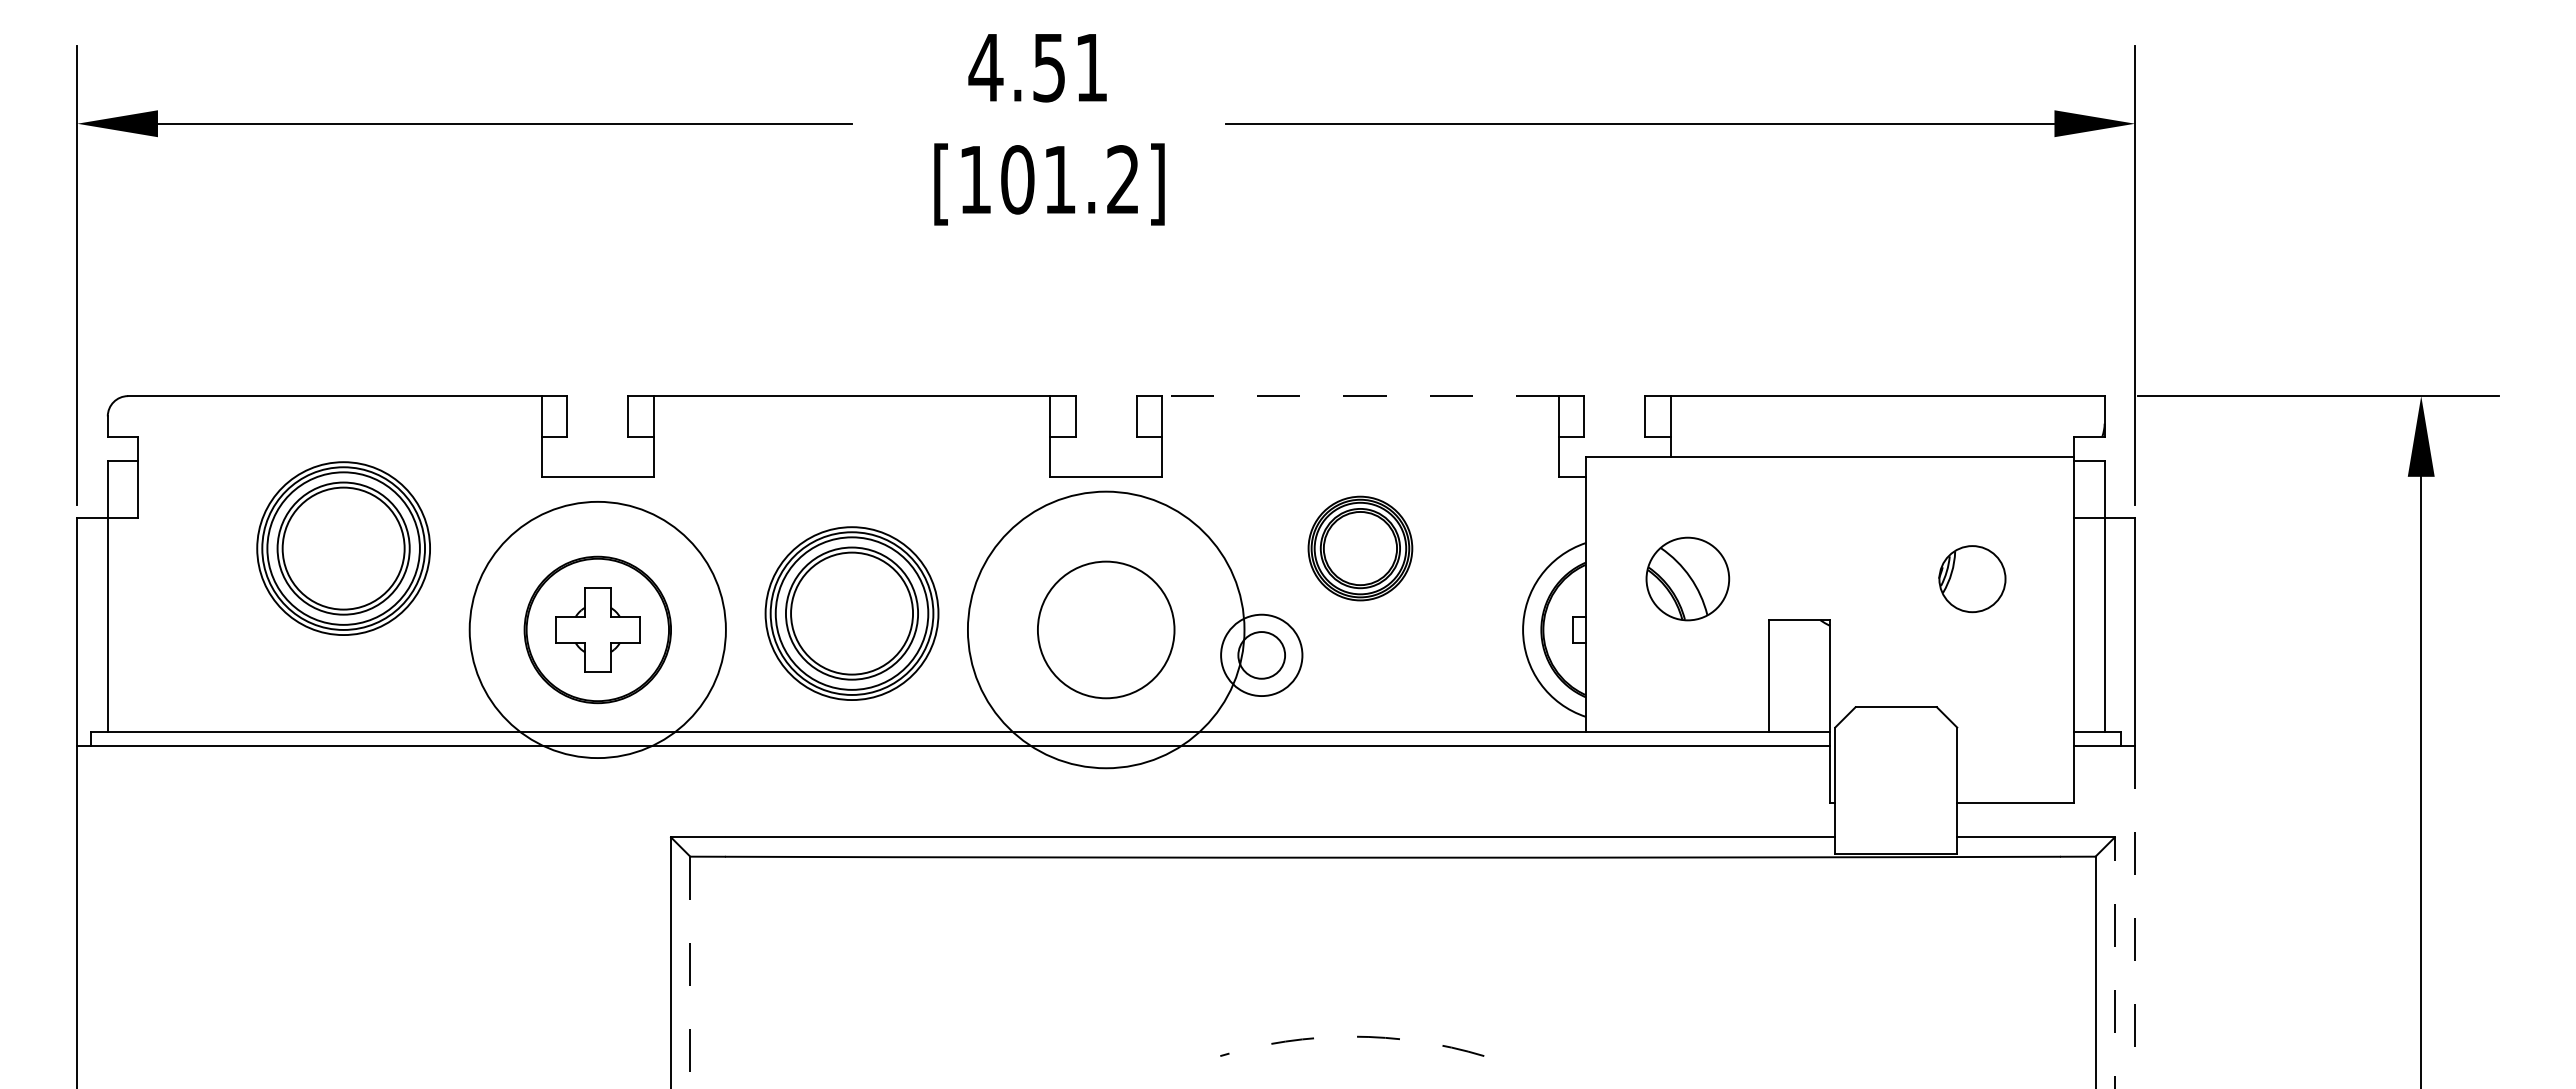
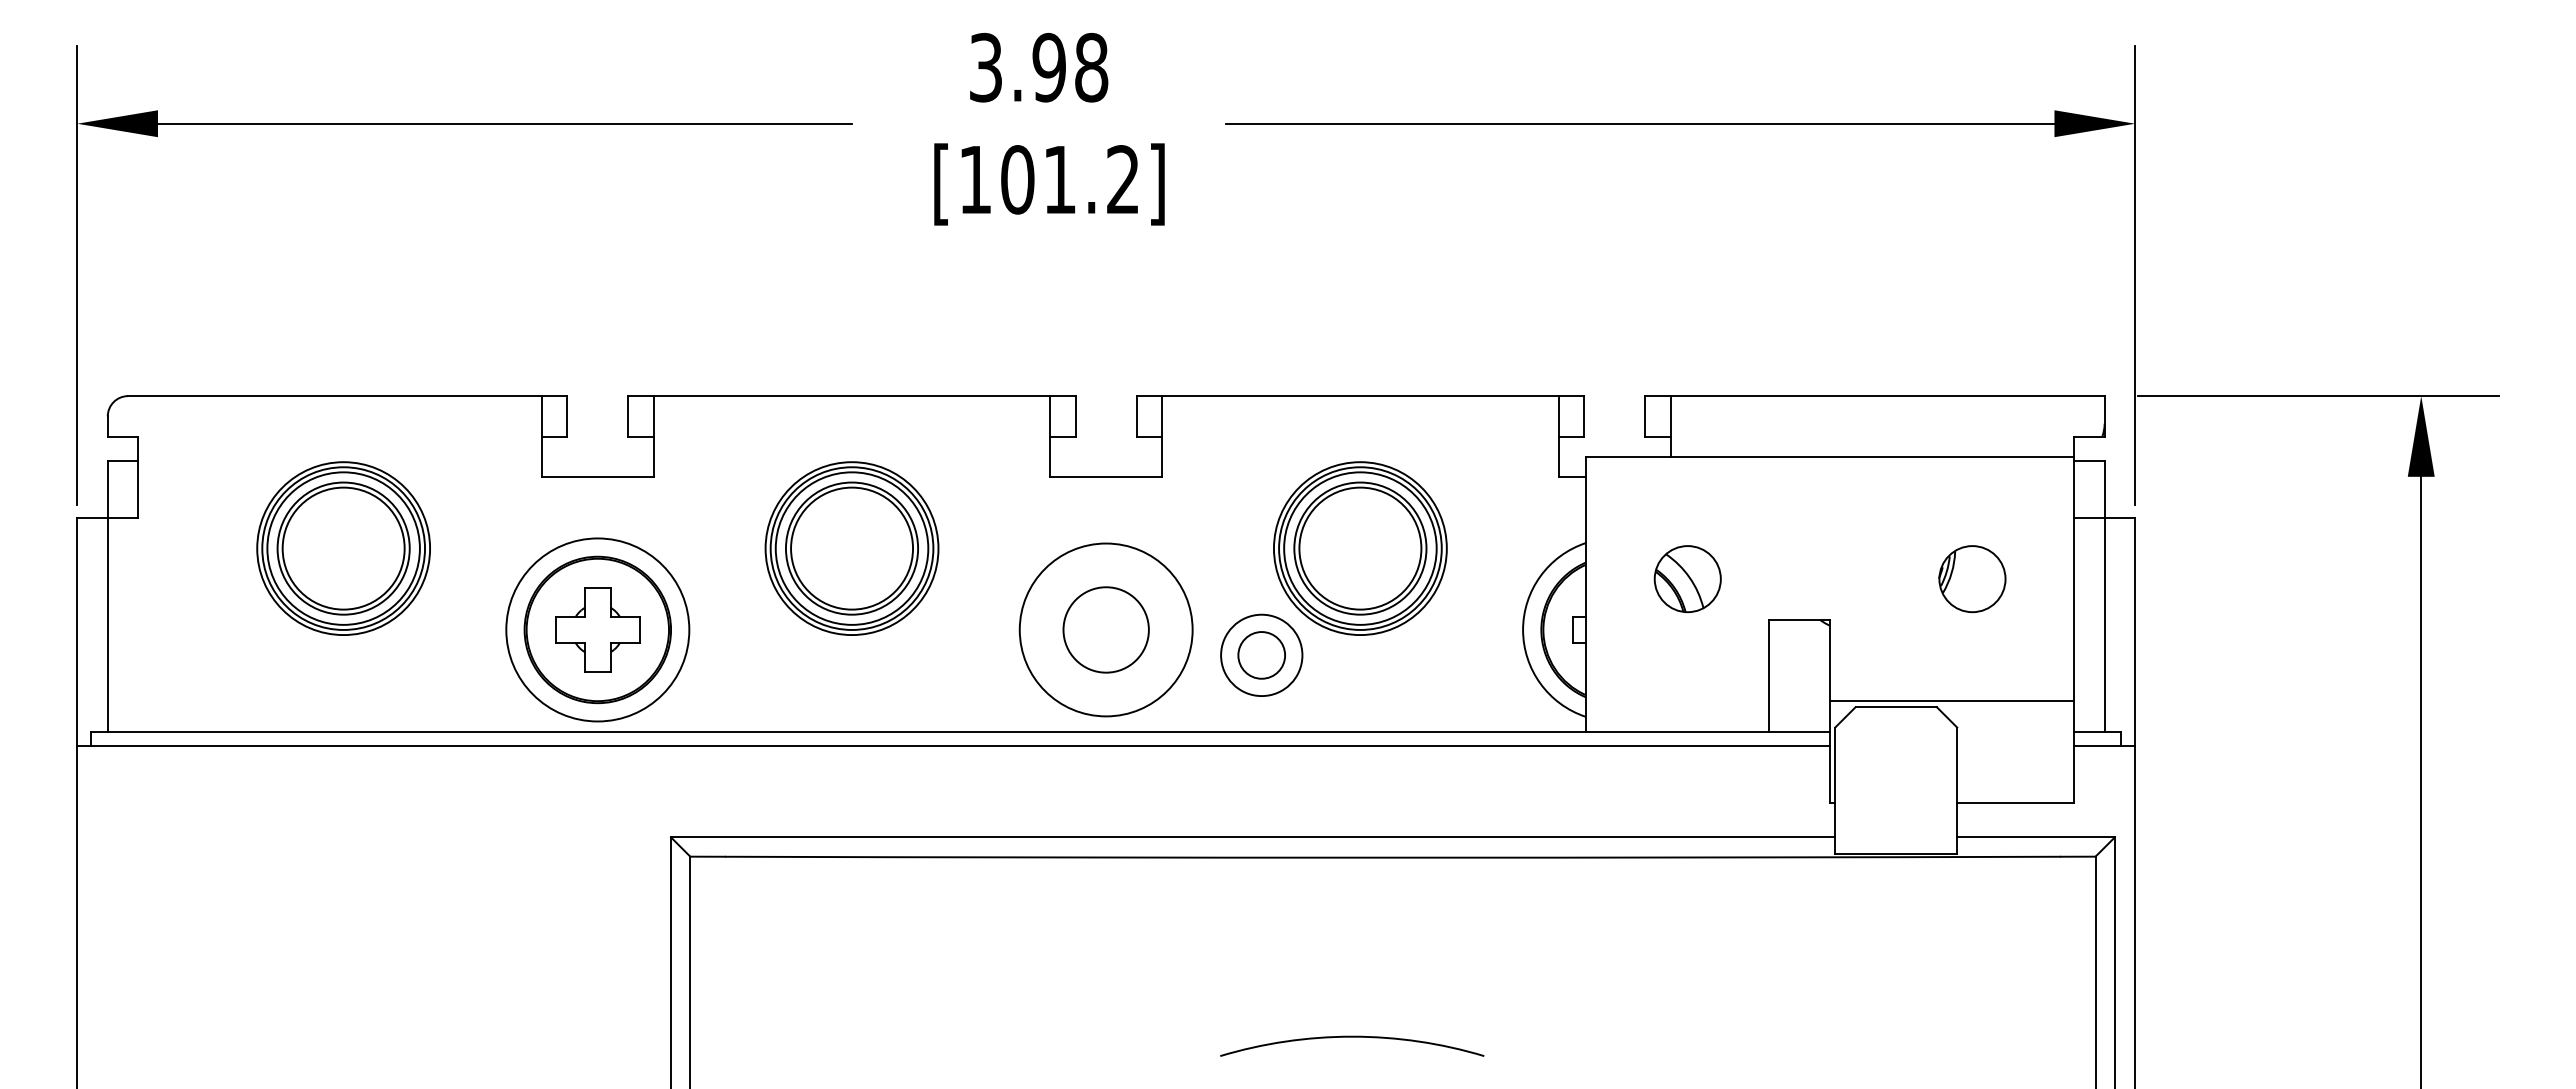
text: 4.51 -> 3.98 (1038, 67)
line: dashed -> solid (1359, 396)
part size: 107x107 px -> 175x175 px (1360, 548)
part size: 86x86 px -> 69x69 px (1687, 579)
part position: (851, 613) -> (851, 548) (851, 548)
circle diameter: 256 px -> 183 px (597, 629)
circle diameter: 137 px -> 85 px (1105, 629)
circle diameter: 277 px -> 173 px (1105, 629)
line: none -> present (1952, 701)
line: dashed -> solid (2135, 917)
line: dashed -> solid (2114, 962)
line: dashed -> solid (690, 972)
arc: dashed -> solid (1352, 1036)
